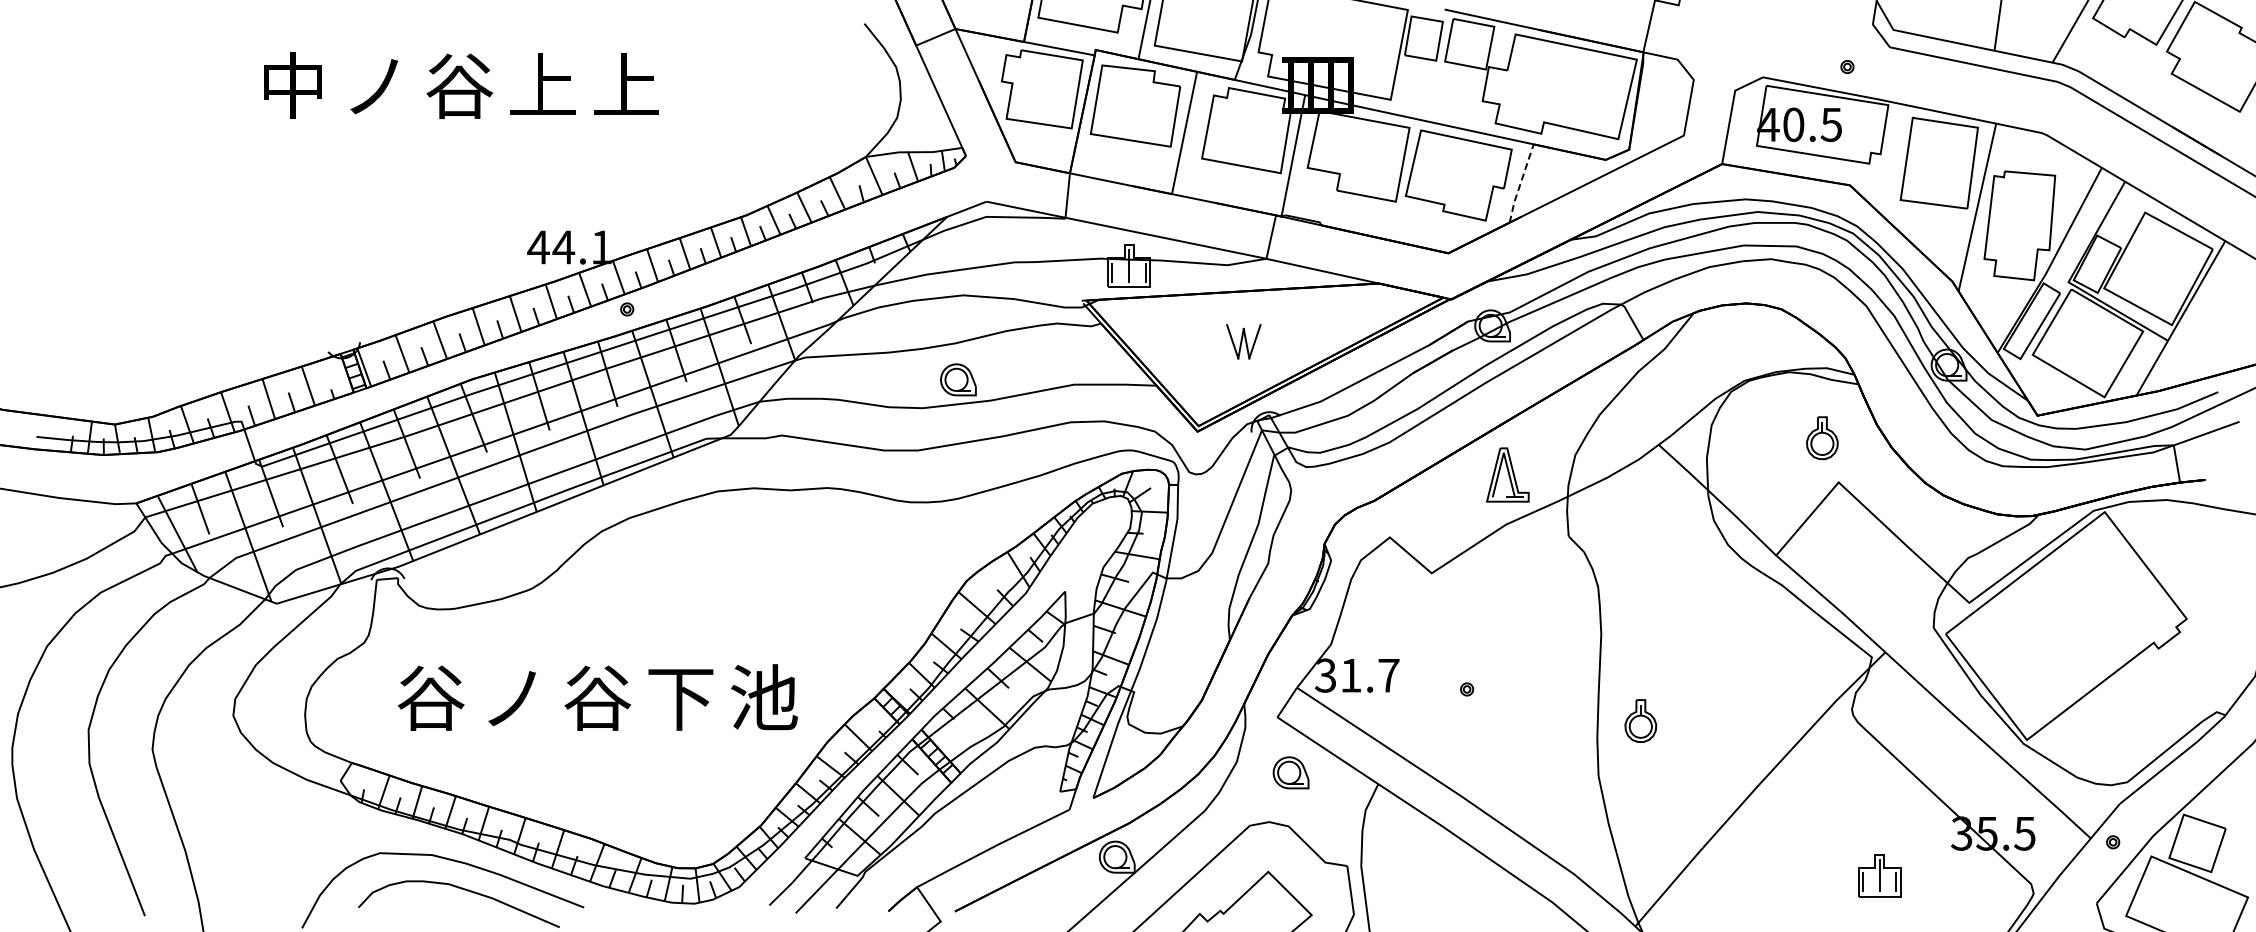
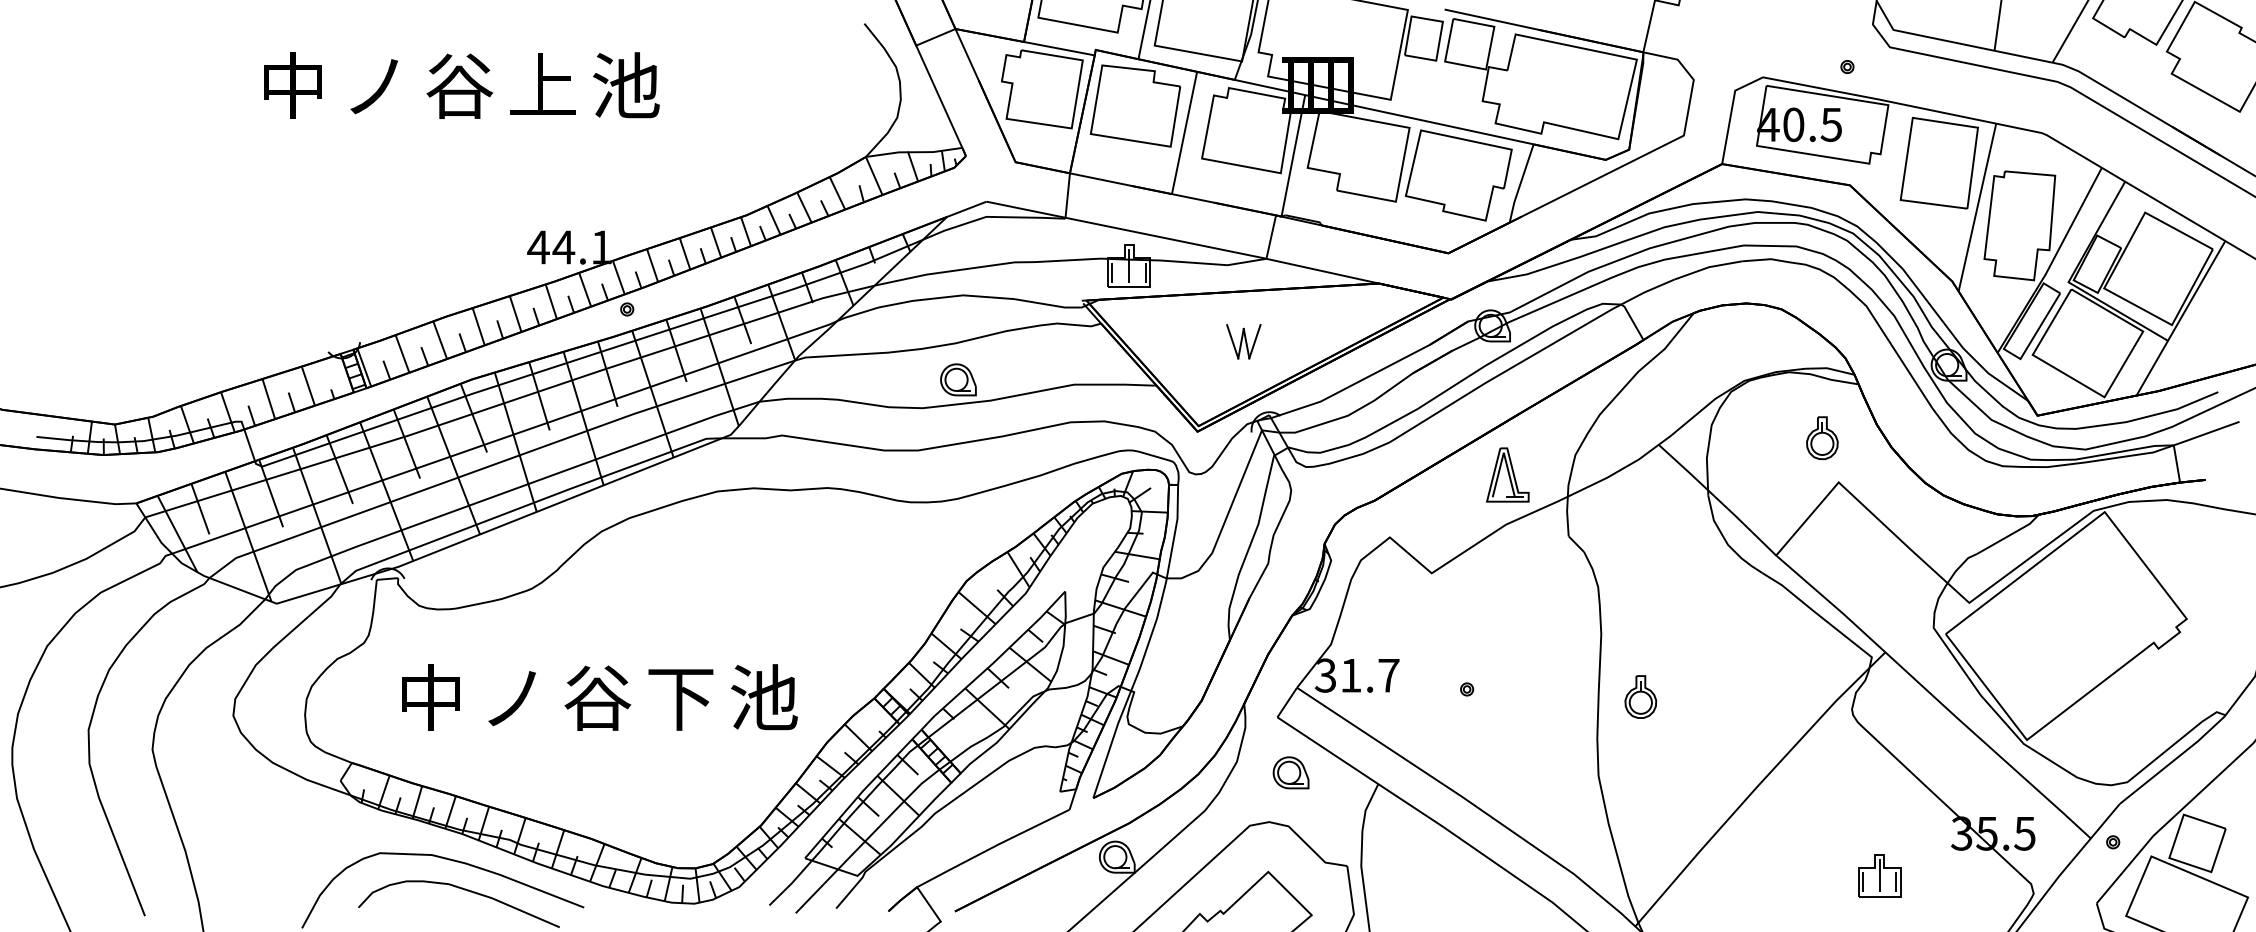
text: 上 -> 池 (626, 85)
line: dashed -> solid (1520, 183)
text: 谷 -> 中 (430, 697)
part position: (1640, 720) -> (1640, 696) (1640, 696)
